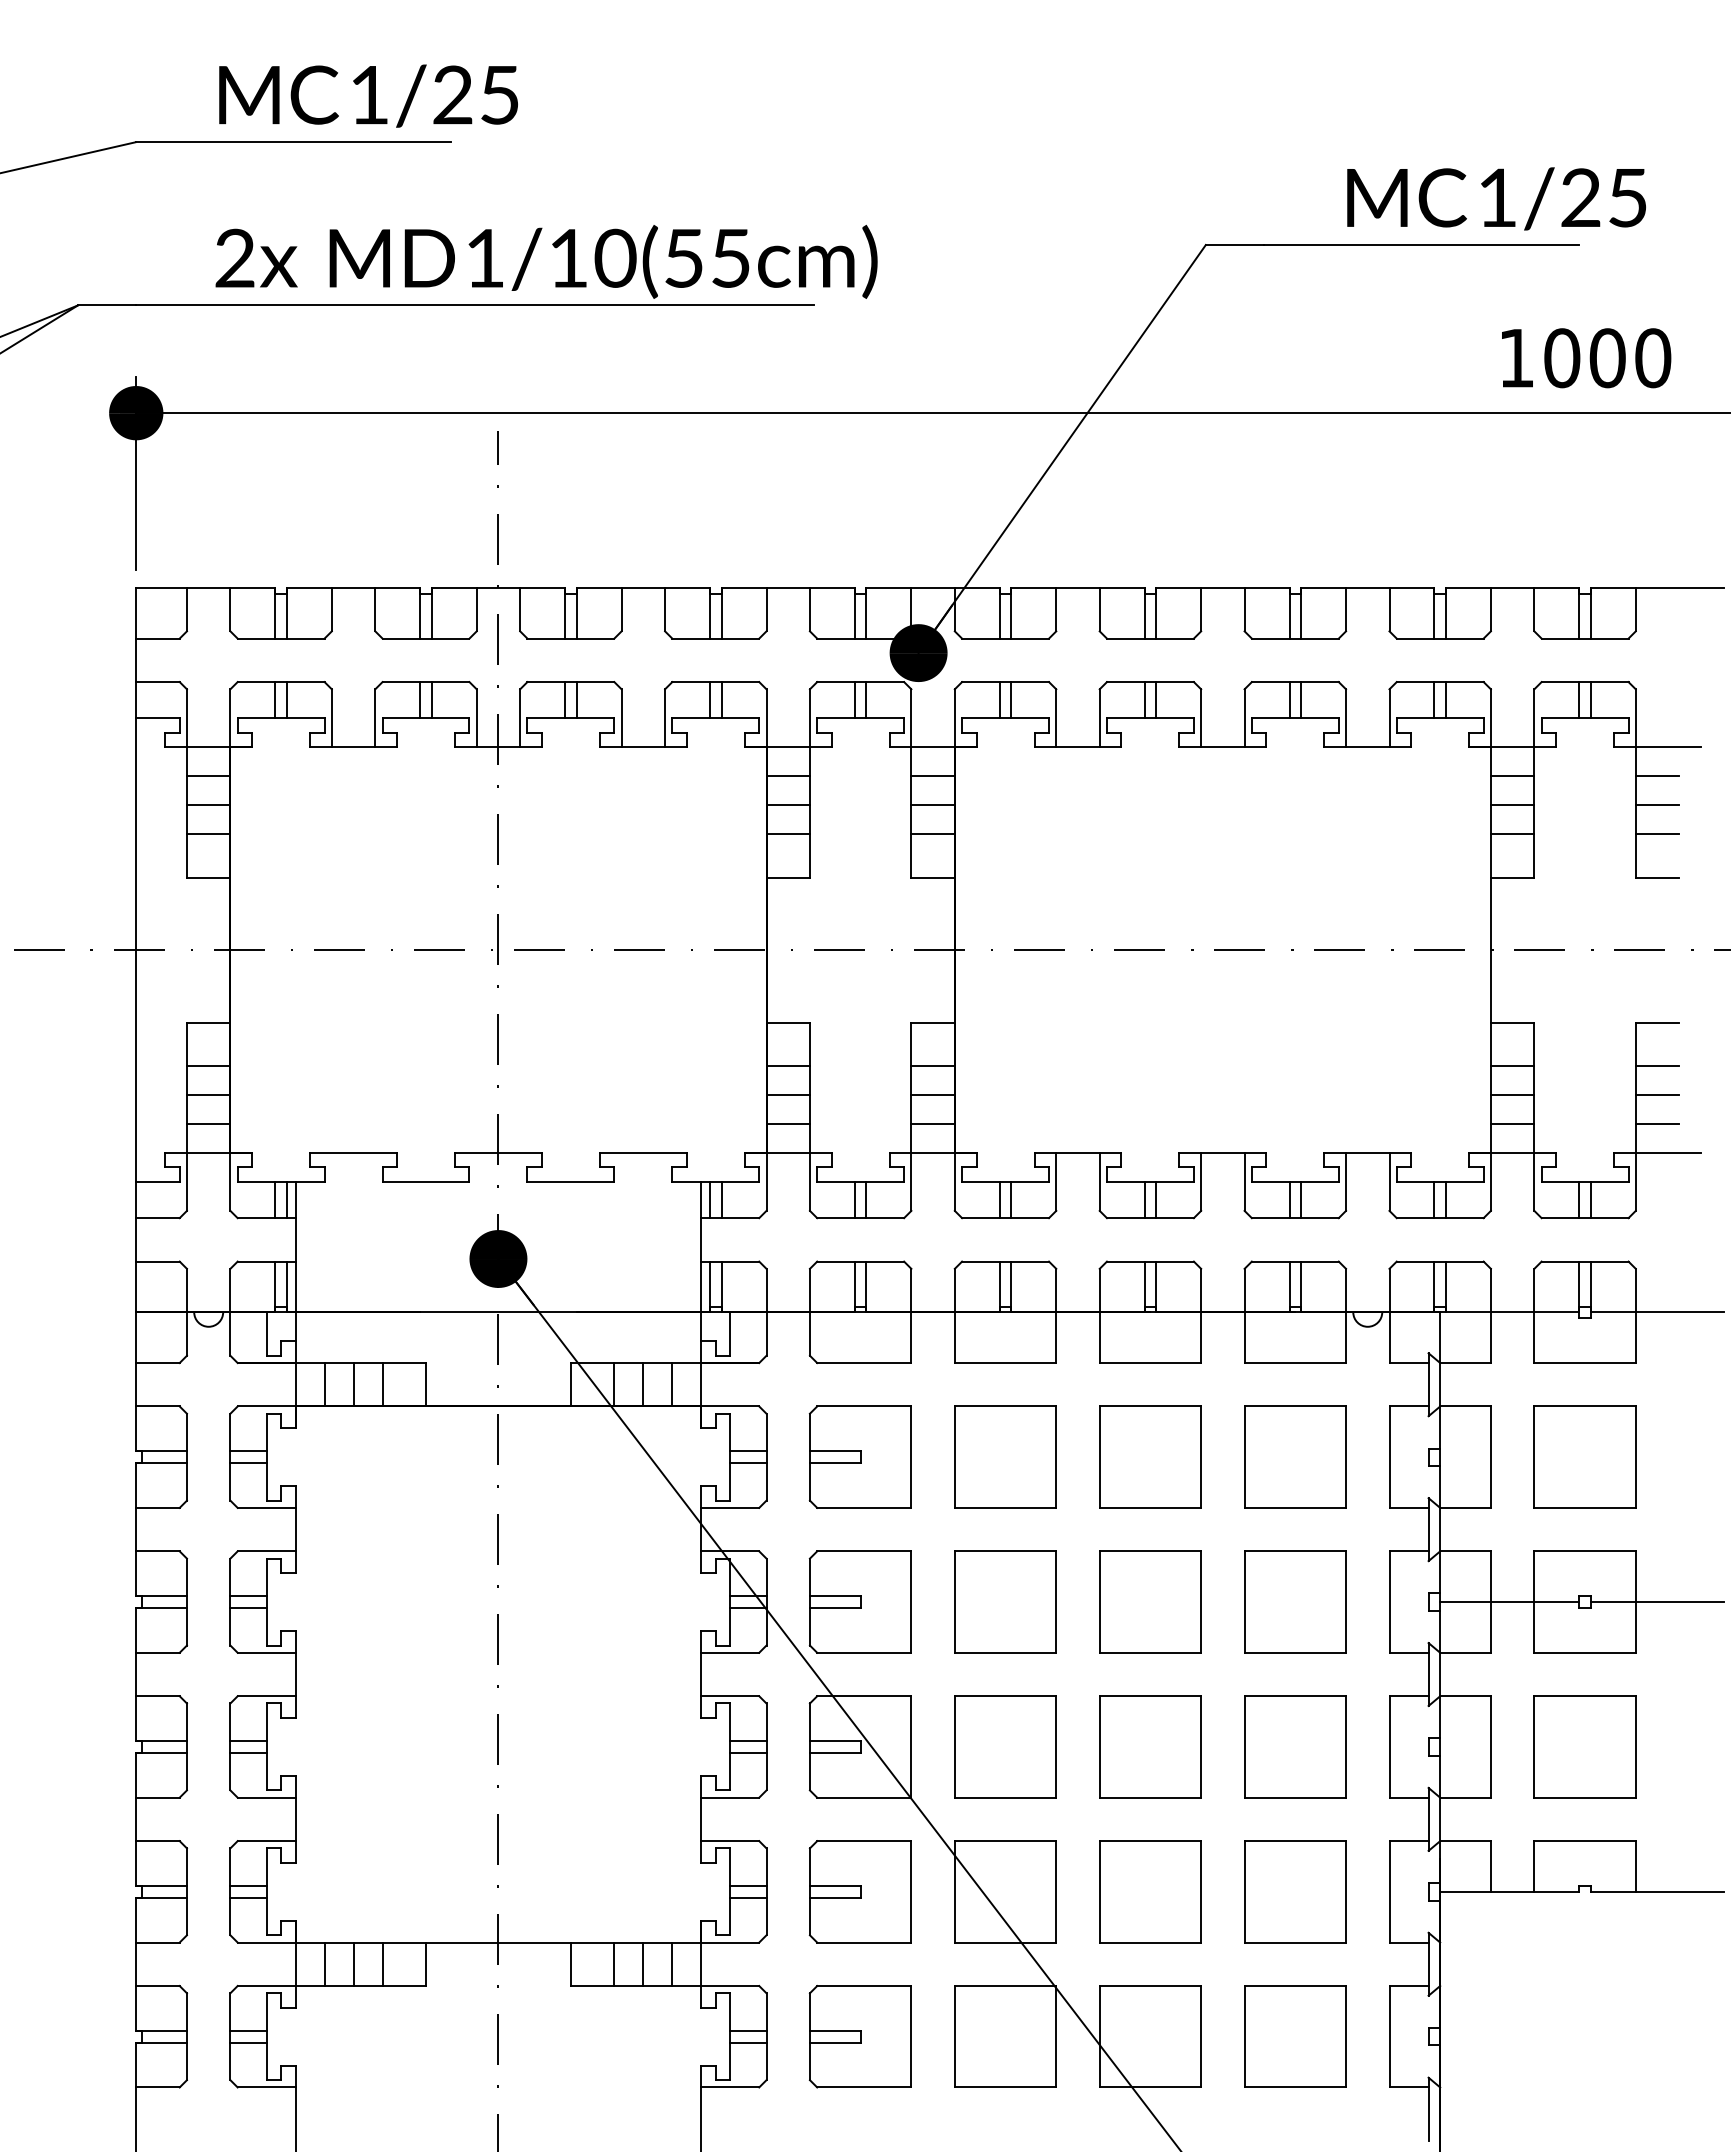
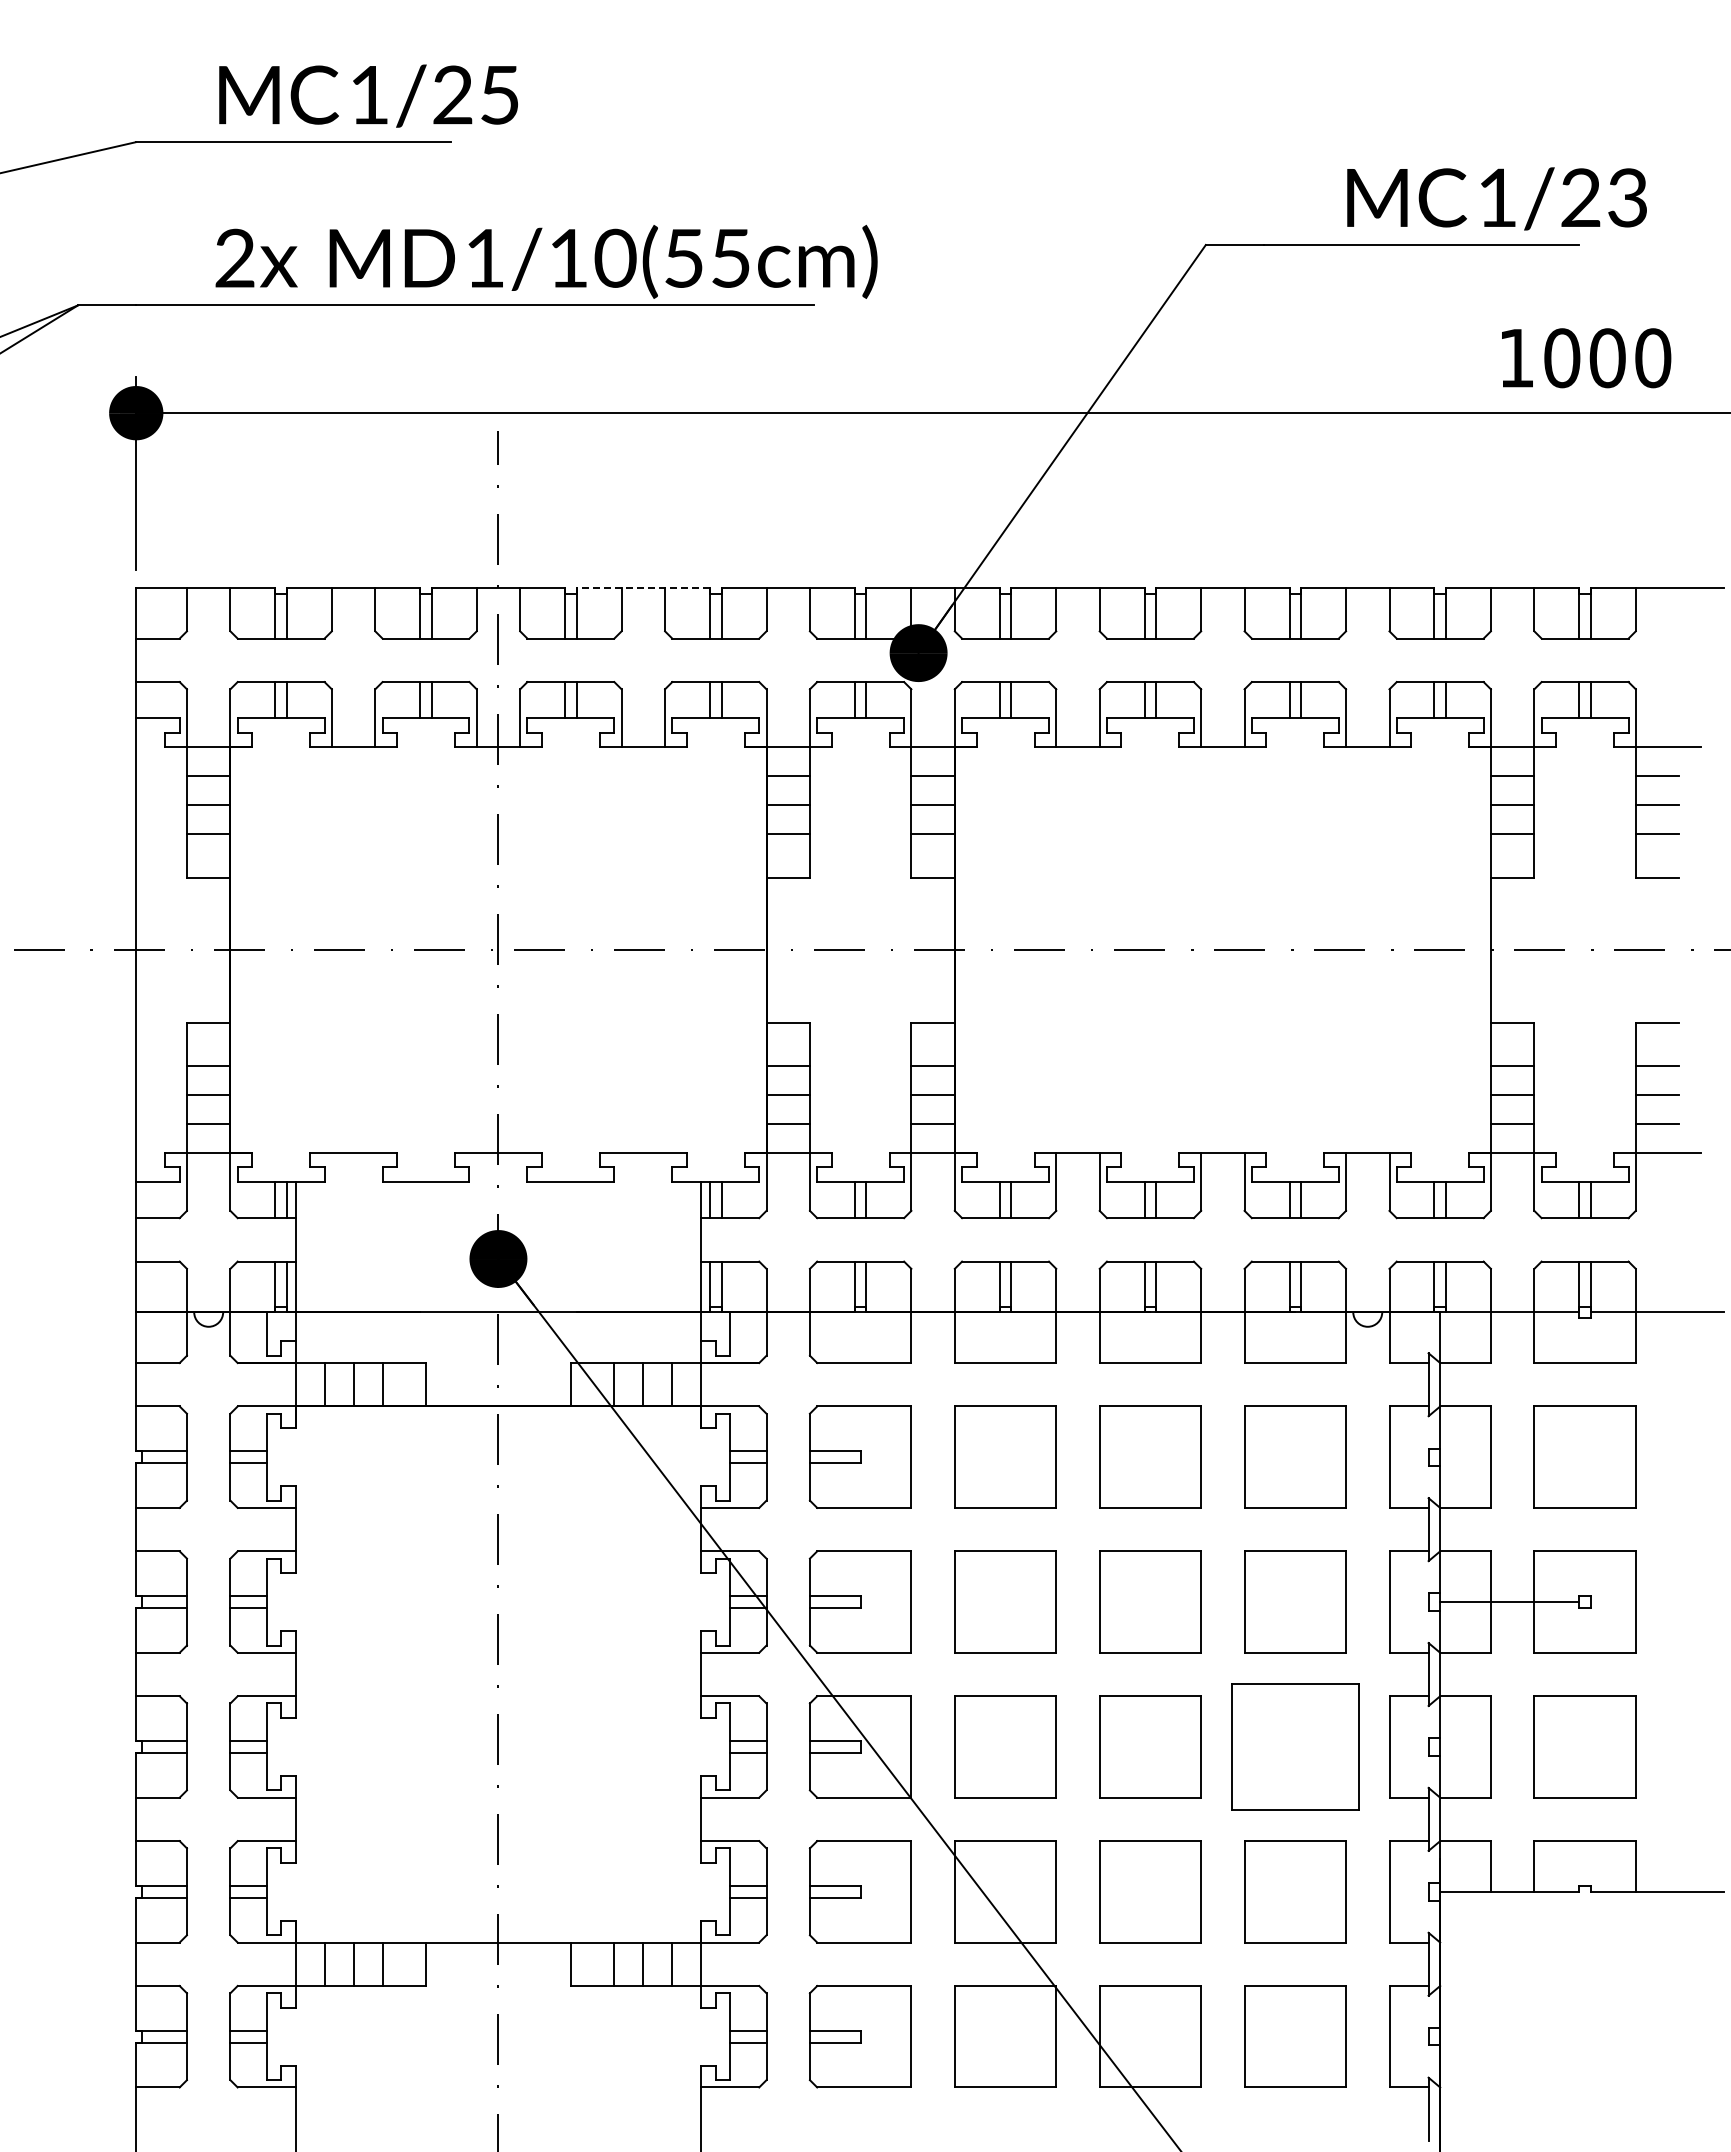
text: 1/25 -> 1/23 (1627, 197)
line: solid -> dashed (643, 587)
line: present -> none (1657, 1602)
part size: 103x104 px -> 129x128 px (1295, 1746)
